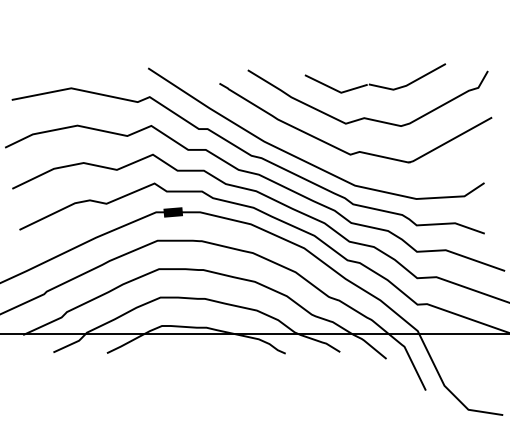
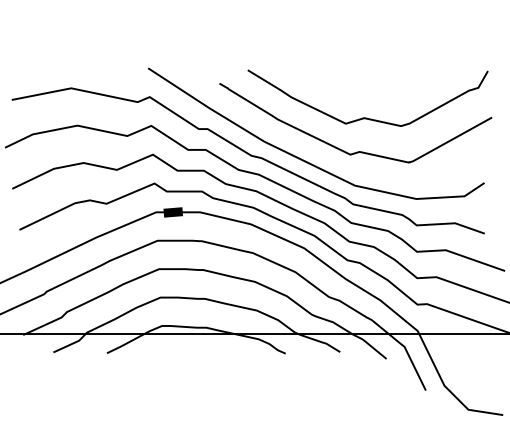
part: present -> none (375, 78)
